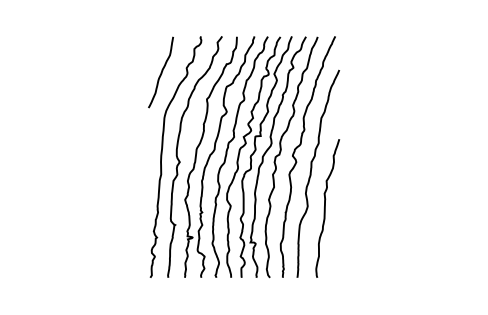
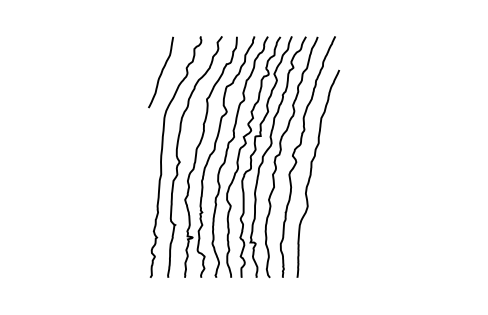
curve: present -> none (325, 208)
